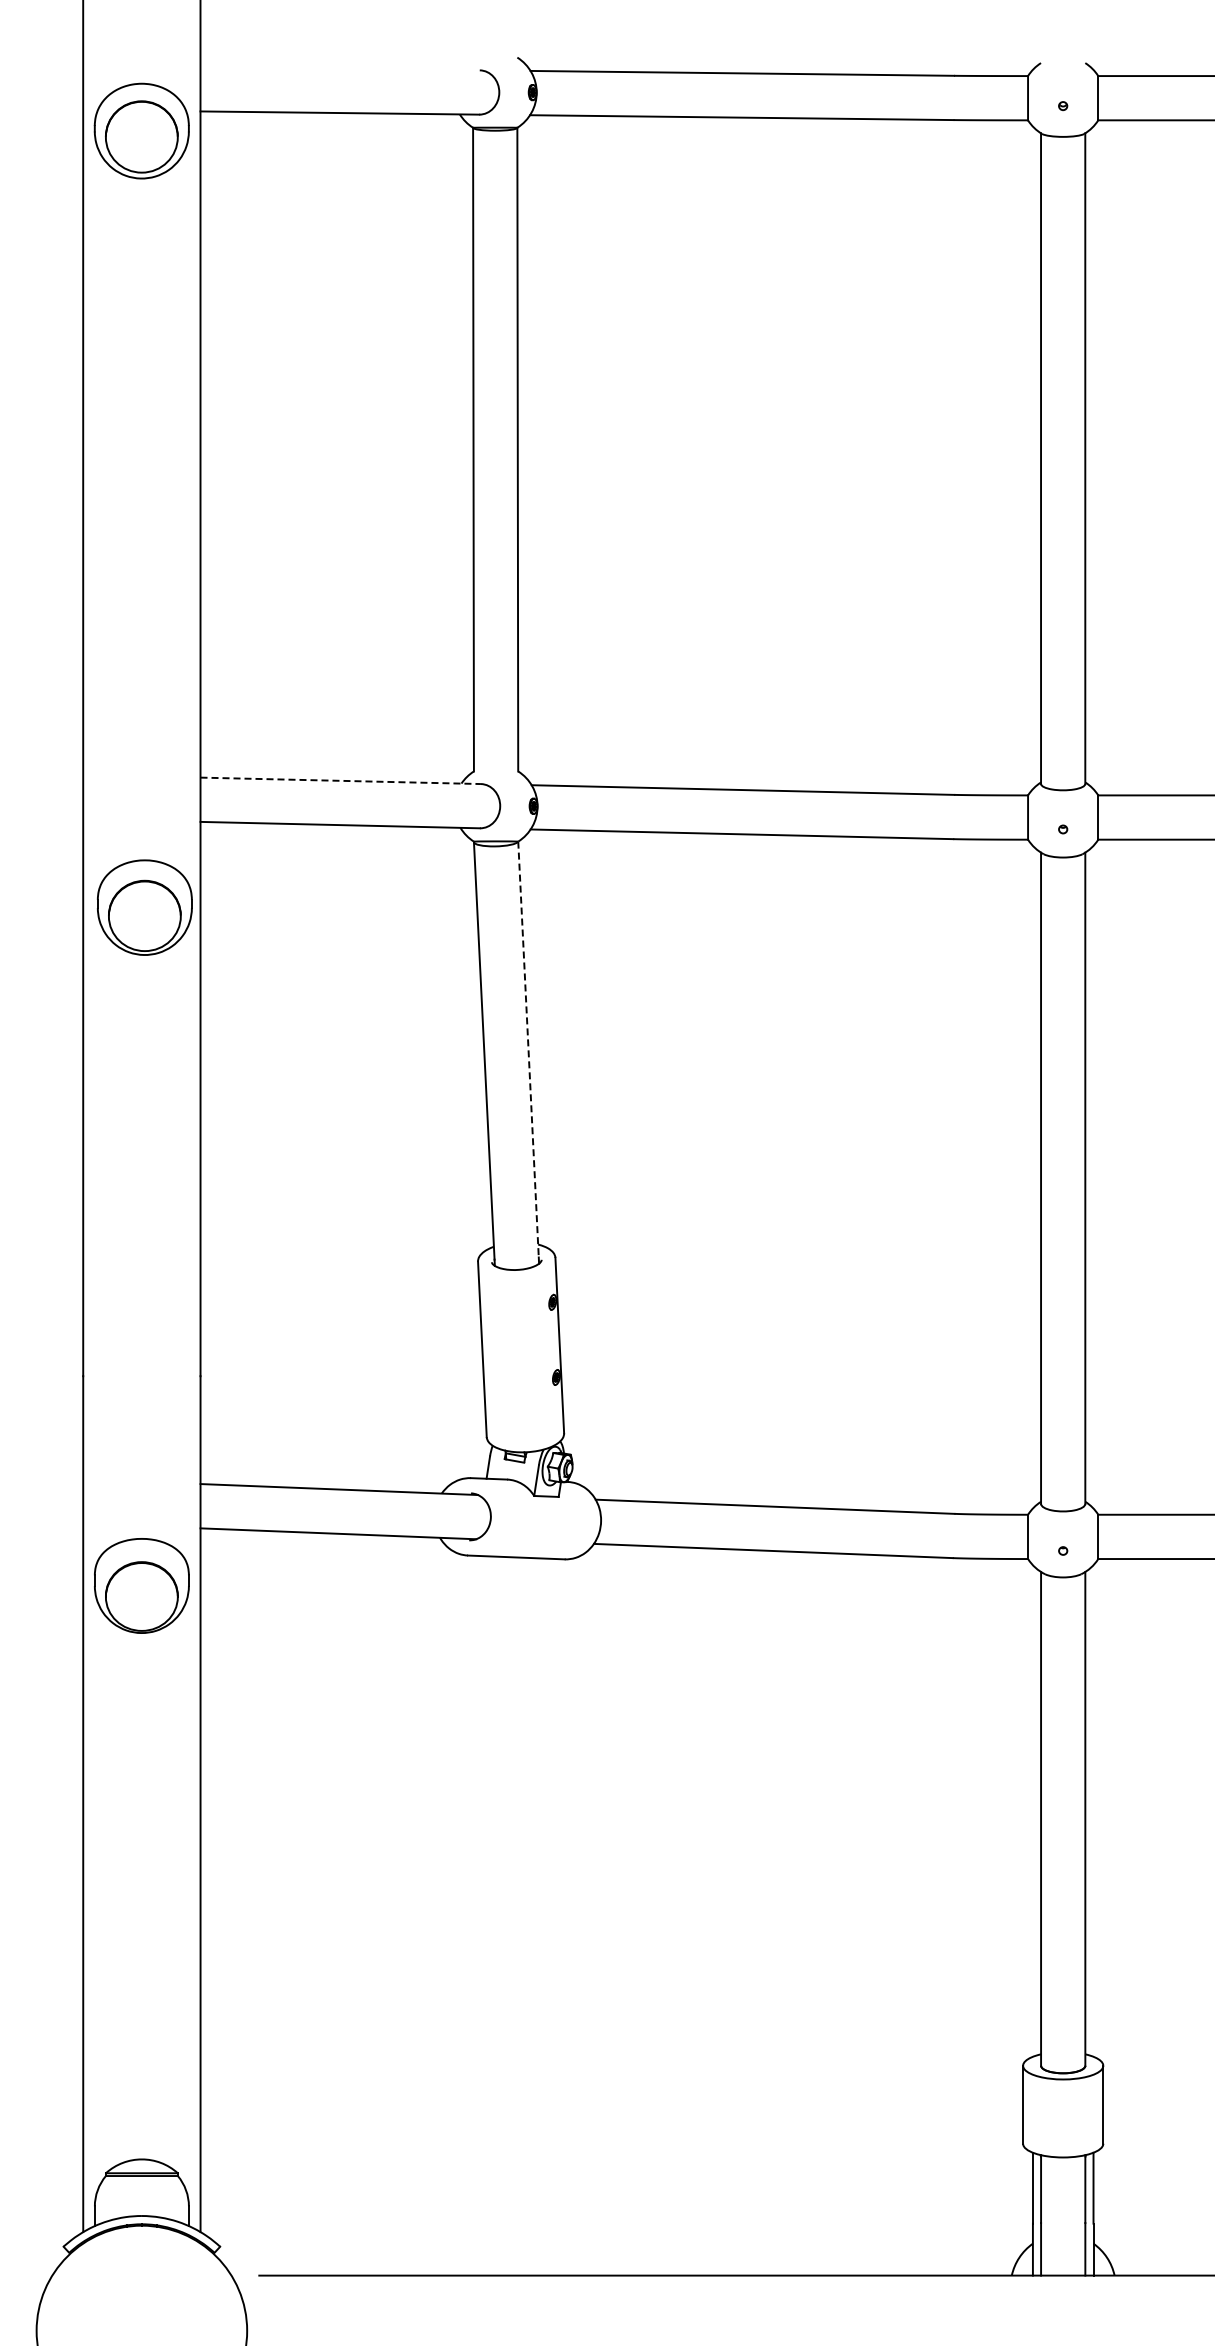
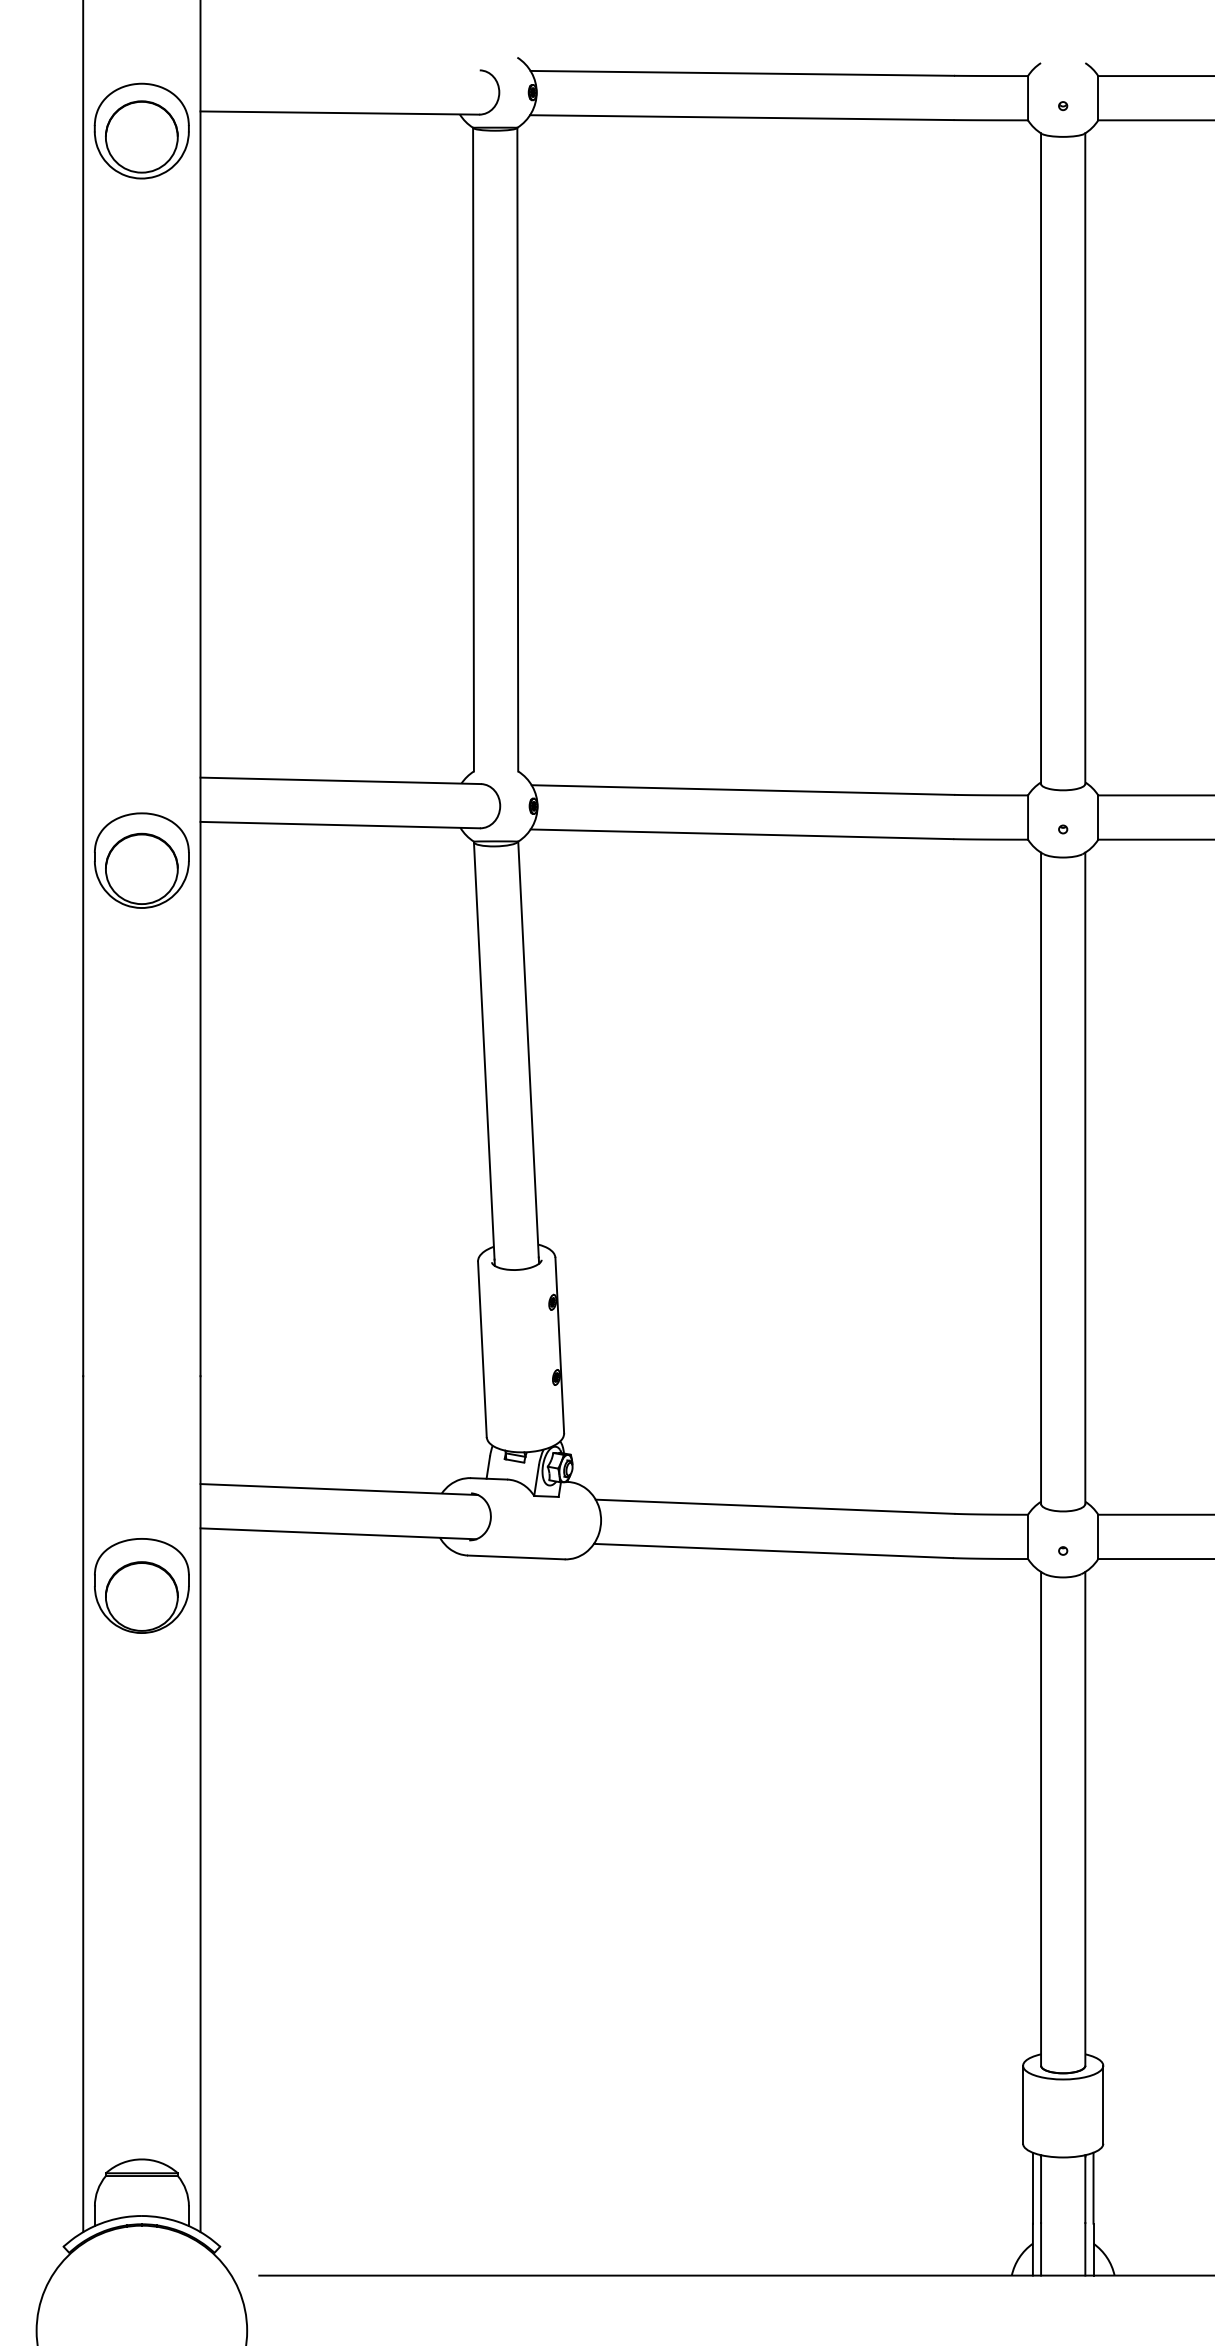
line: dashed -> solid (341, 780)
part position: (144, 907) -> (141, 860) (141, 860)
line: dashed -> solid (528, 1050)
